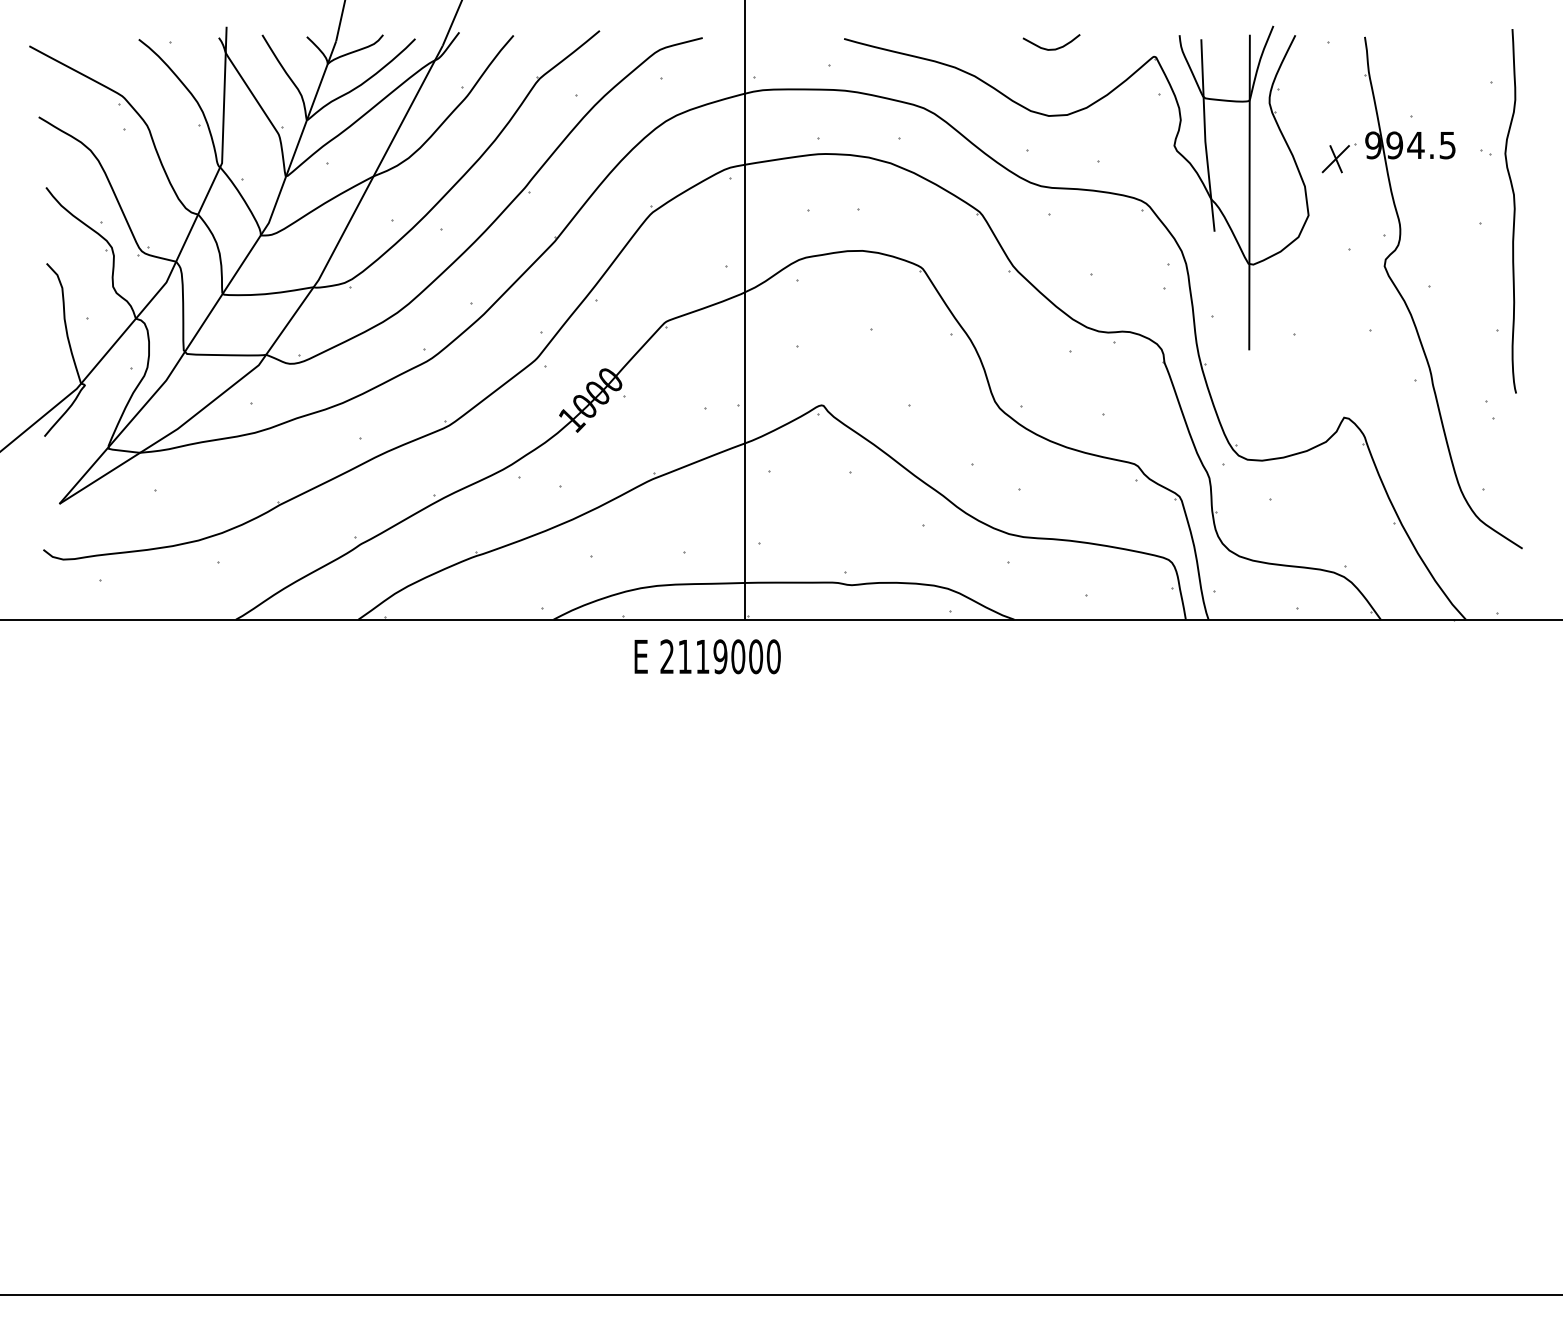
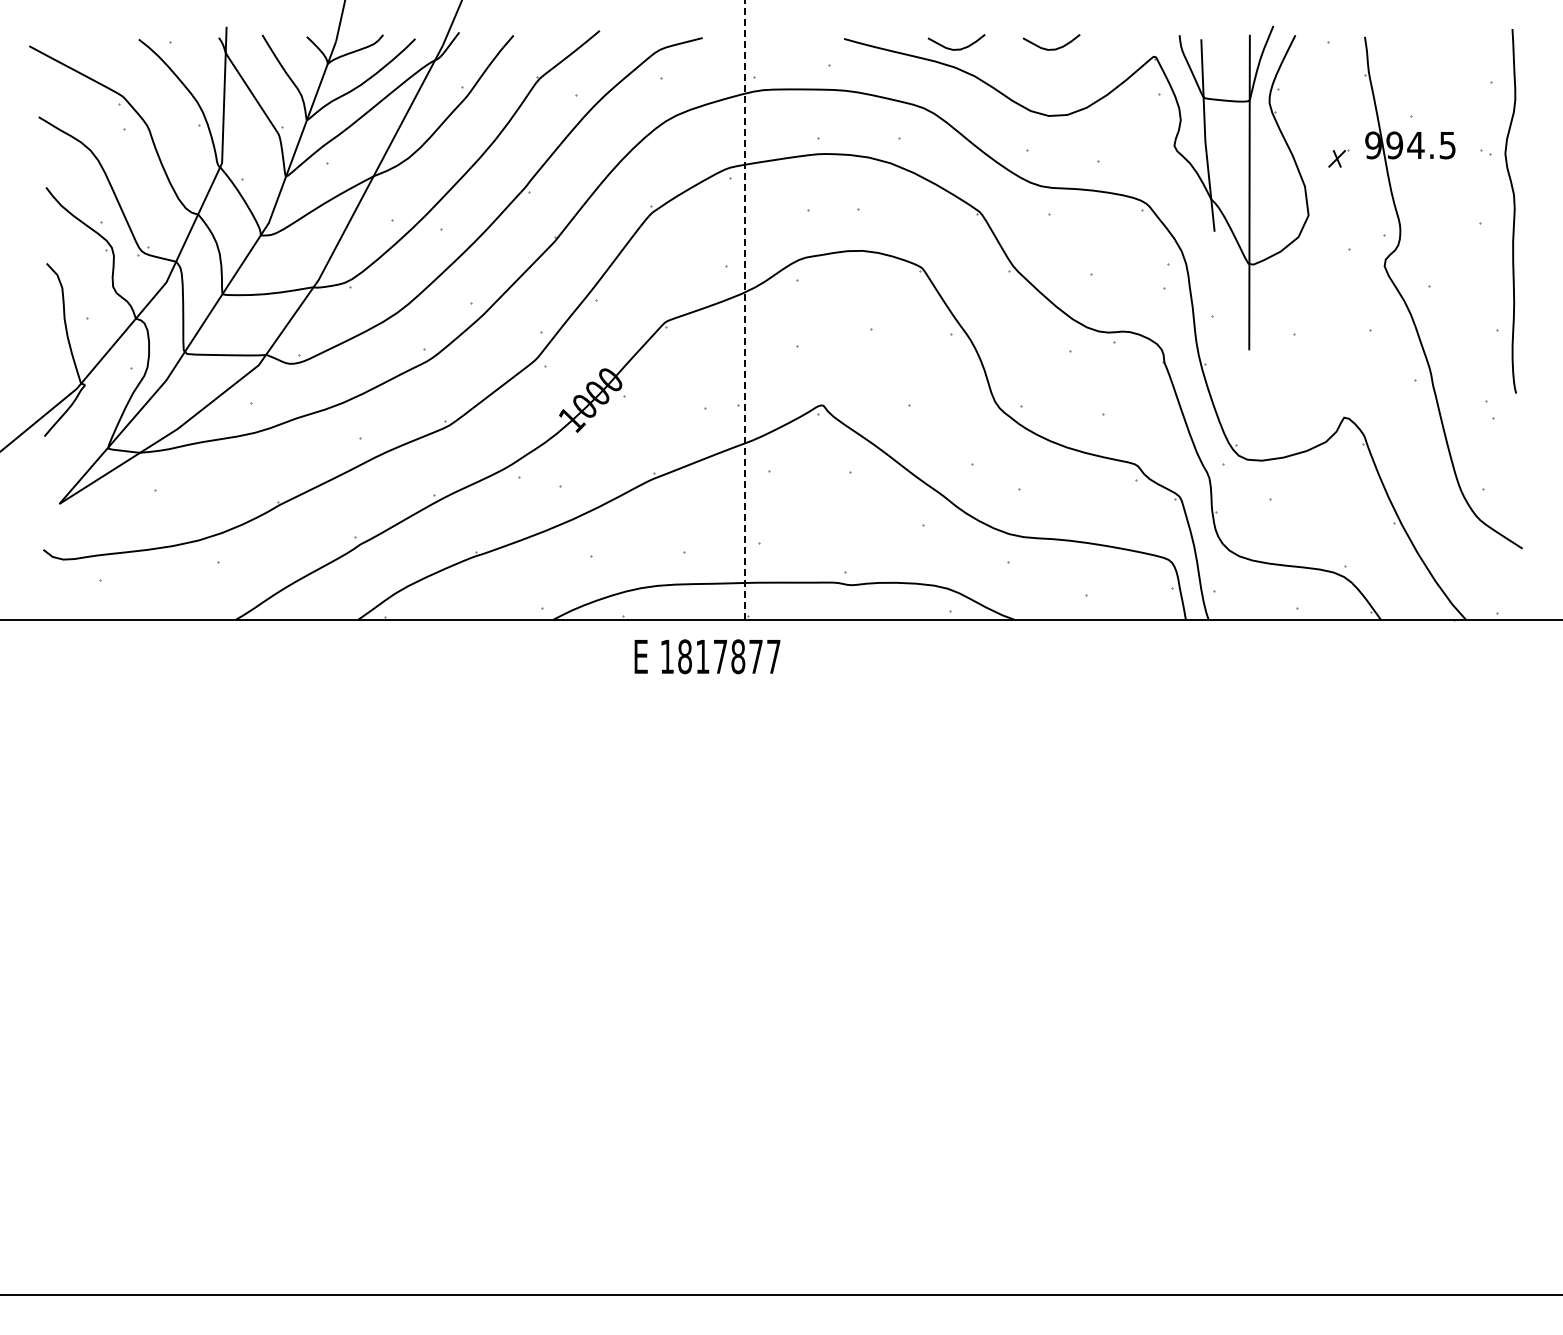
curve: none -> present (956, 48)
part size: 36x31 px -> 22x19 px (1338, 158)
line: solid -> dashed (745, 310)
text: 2119000 -> 1817877 (720, 656)
